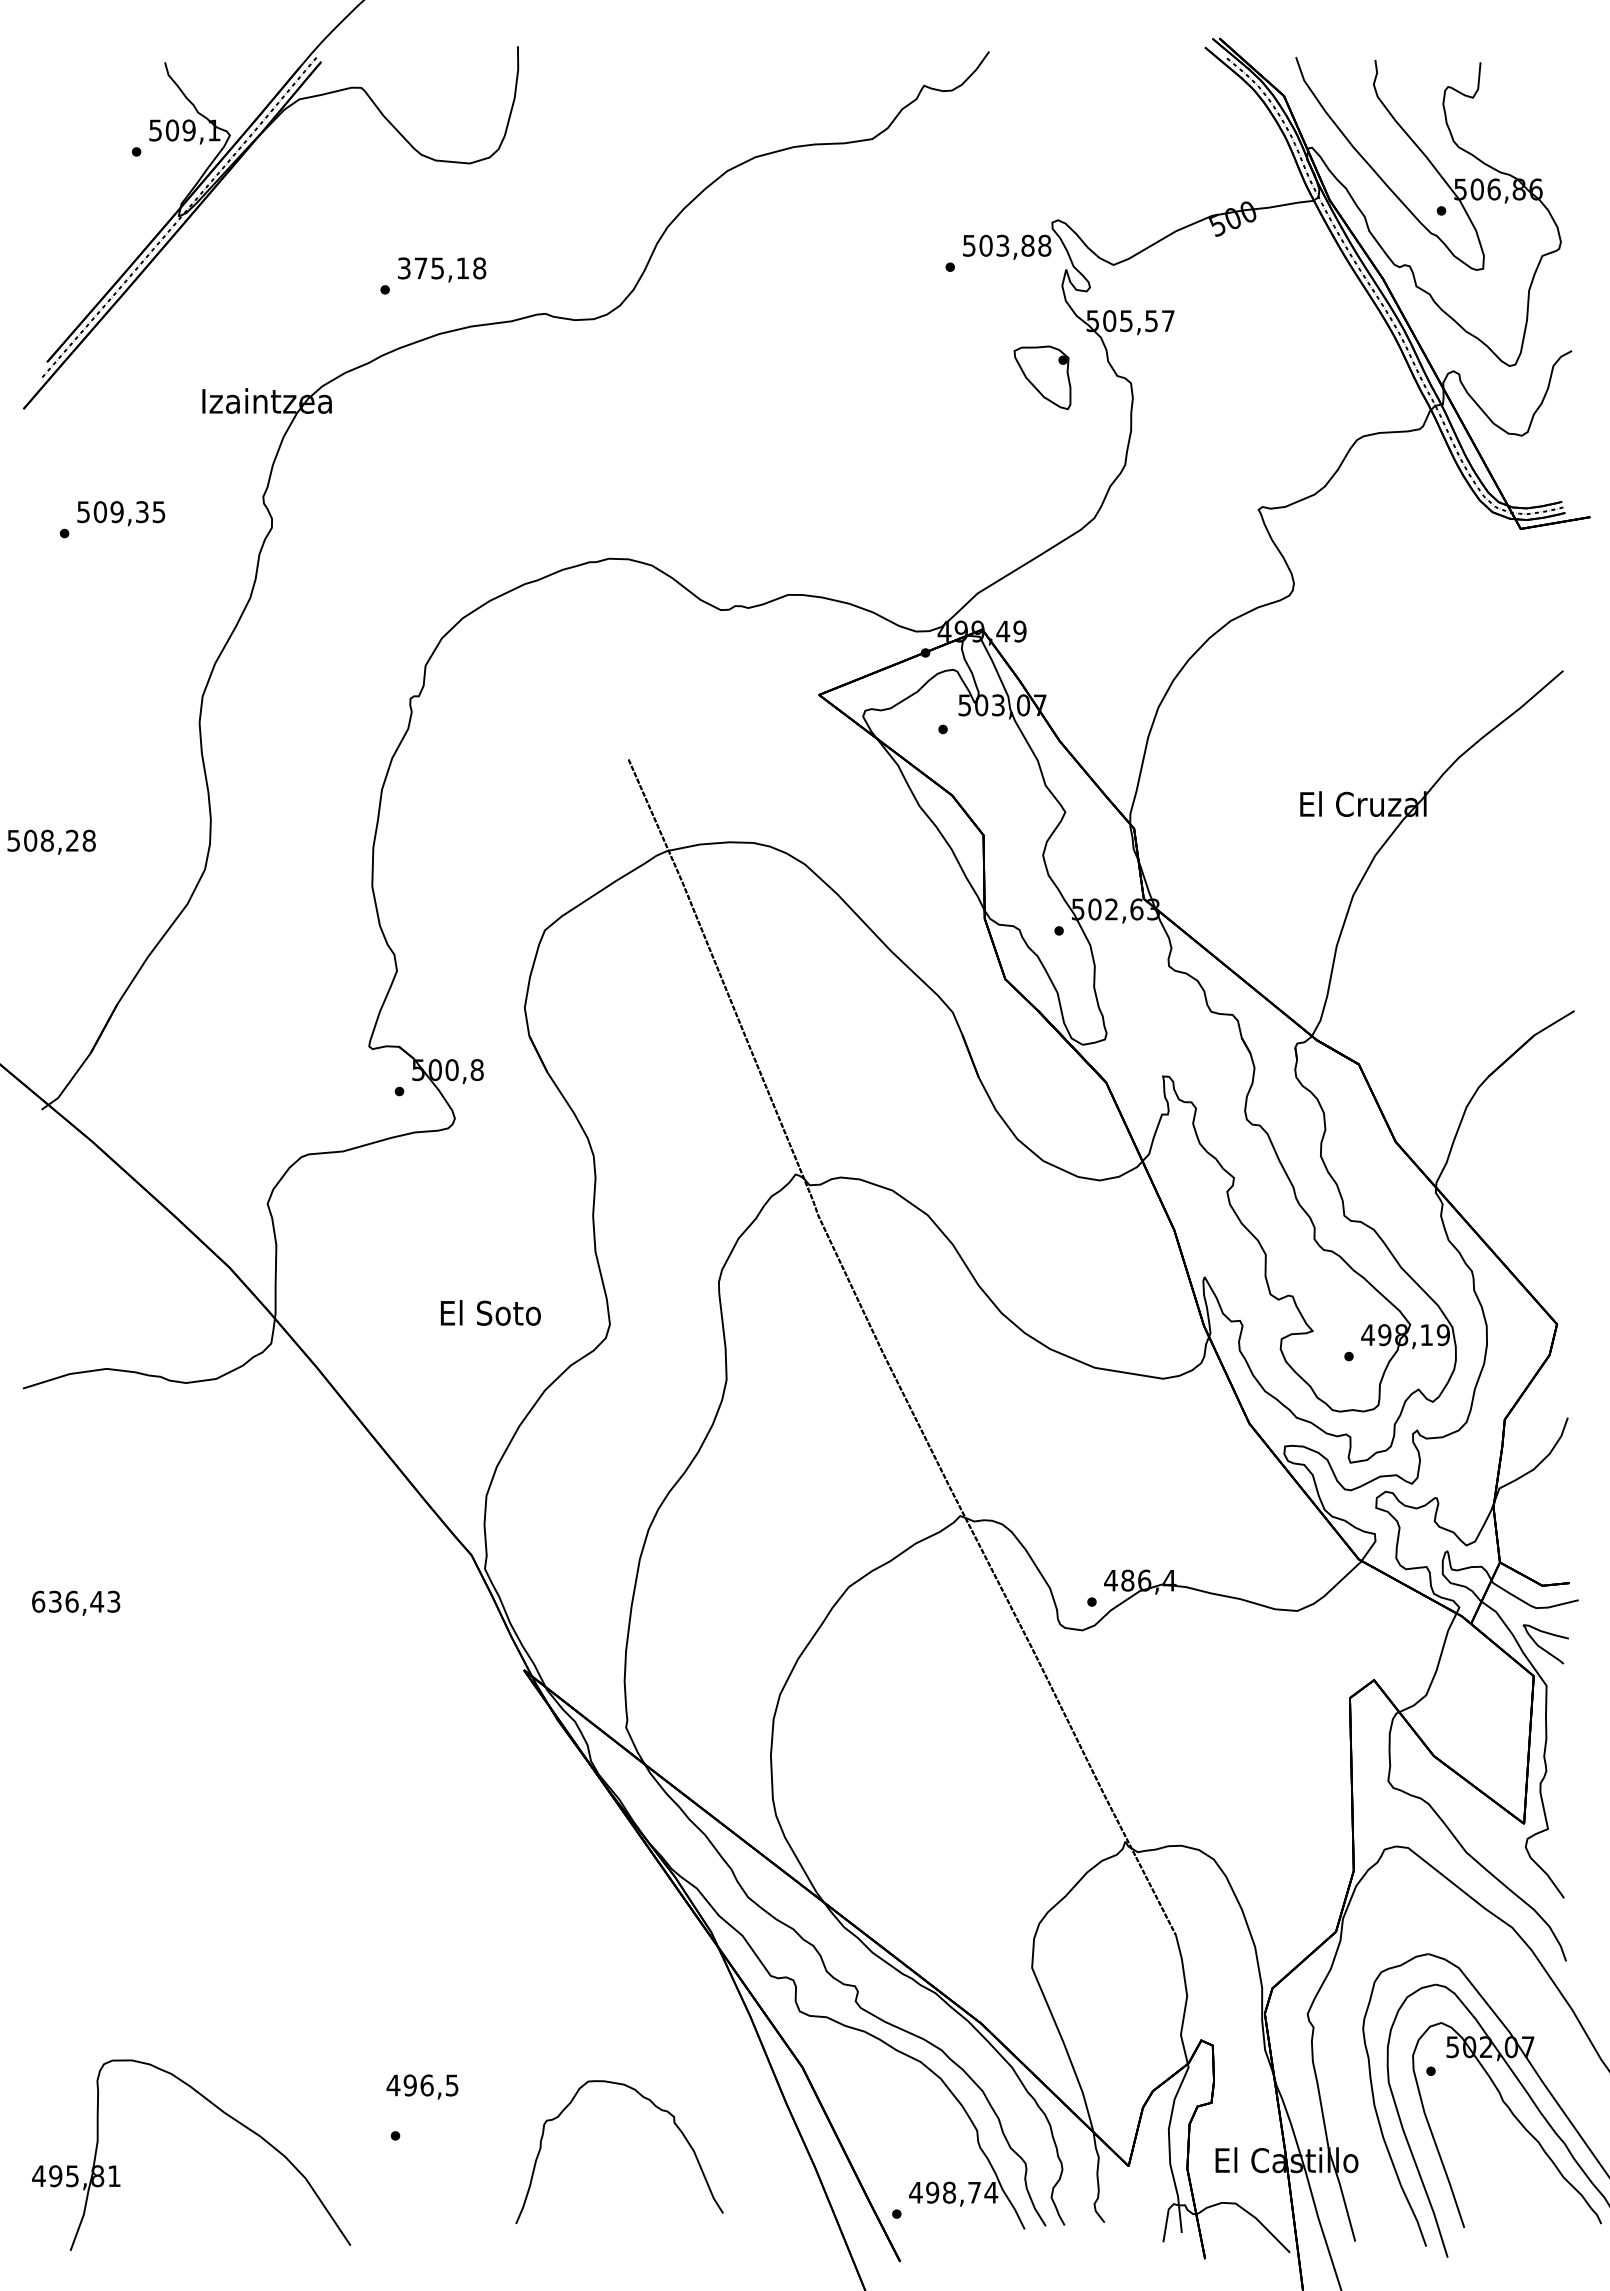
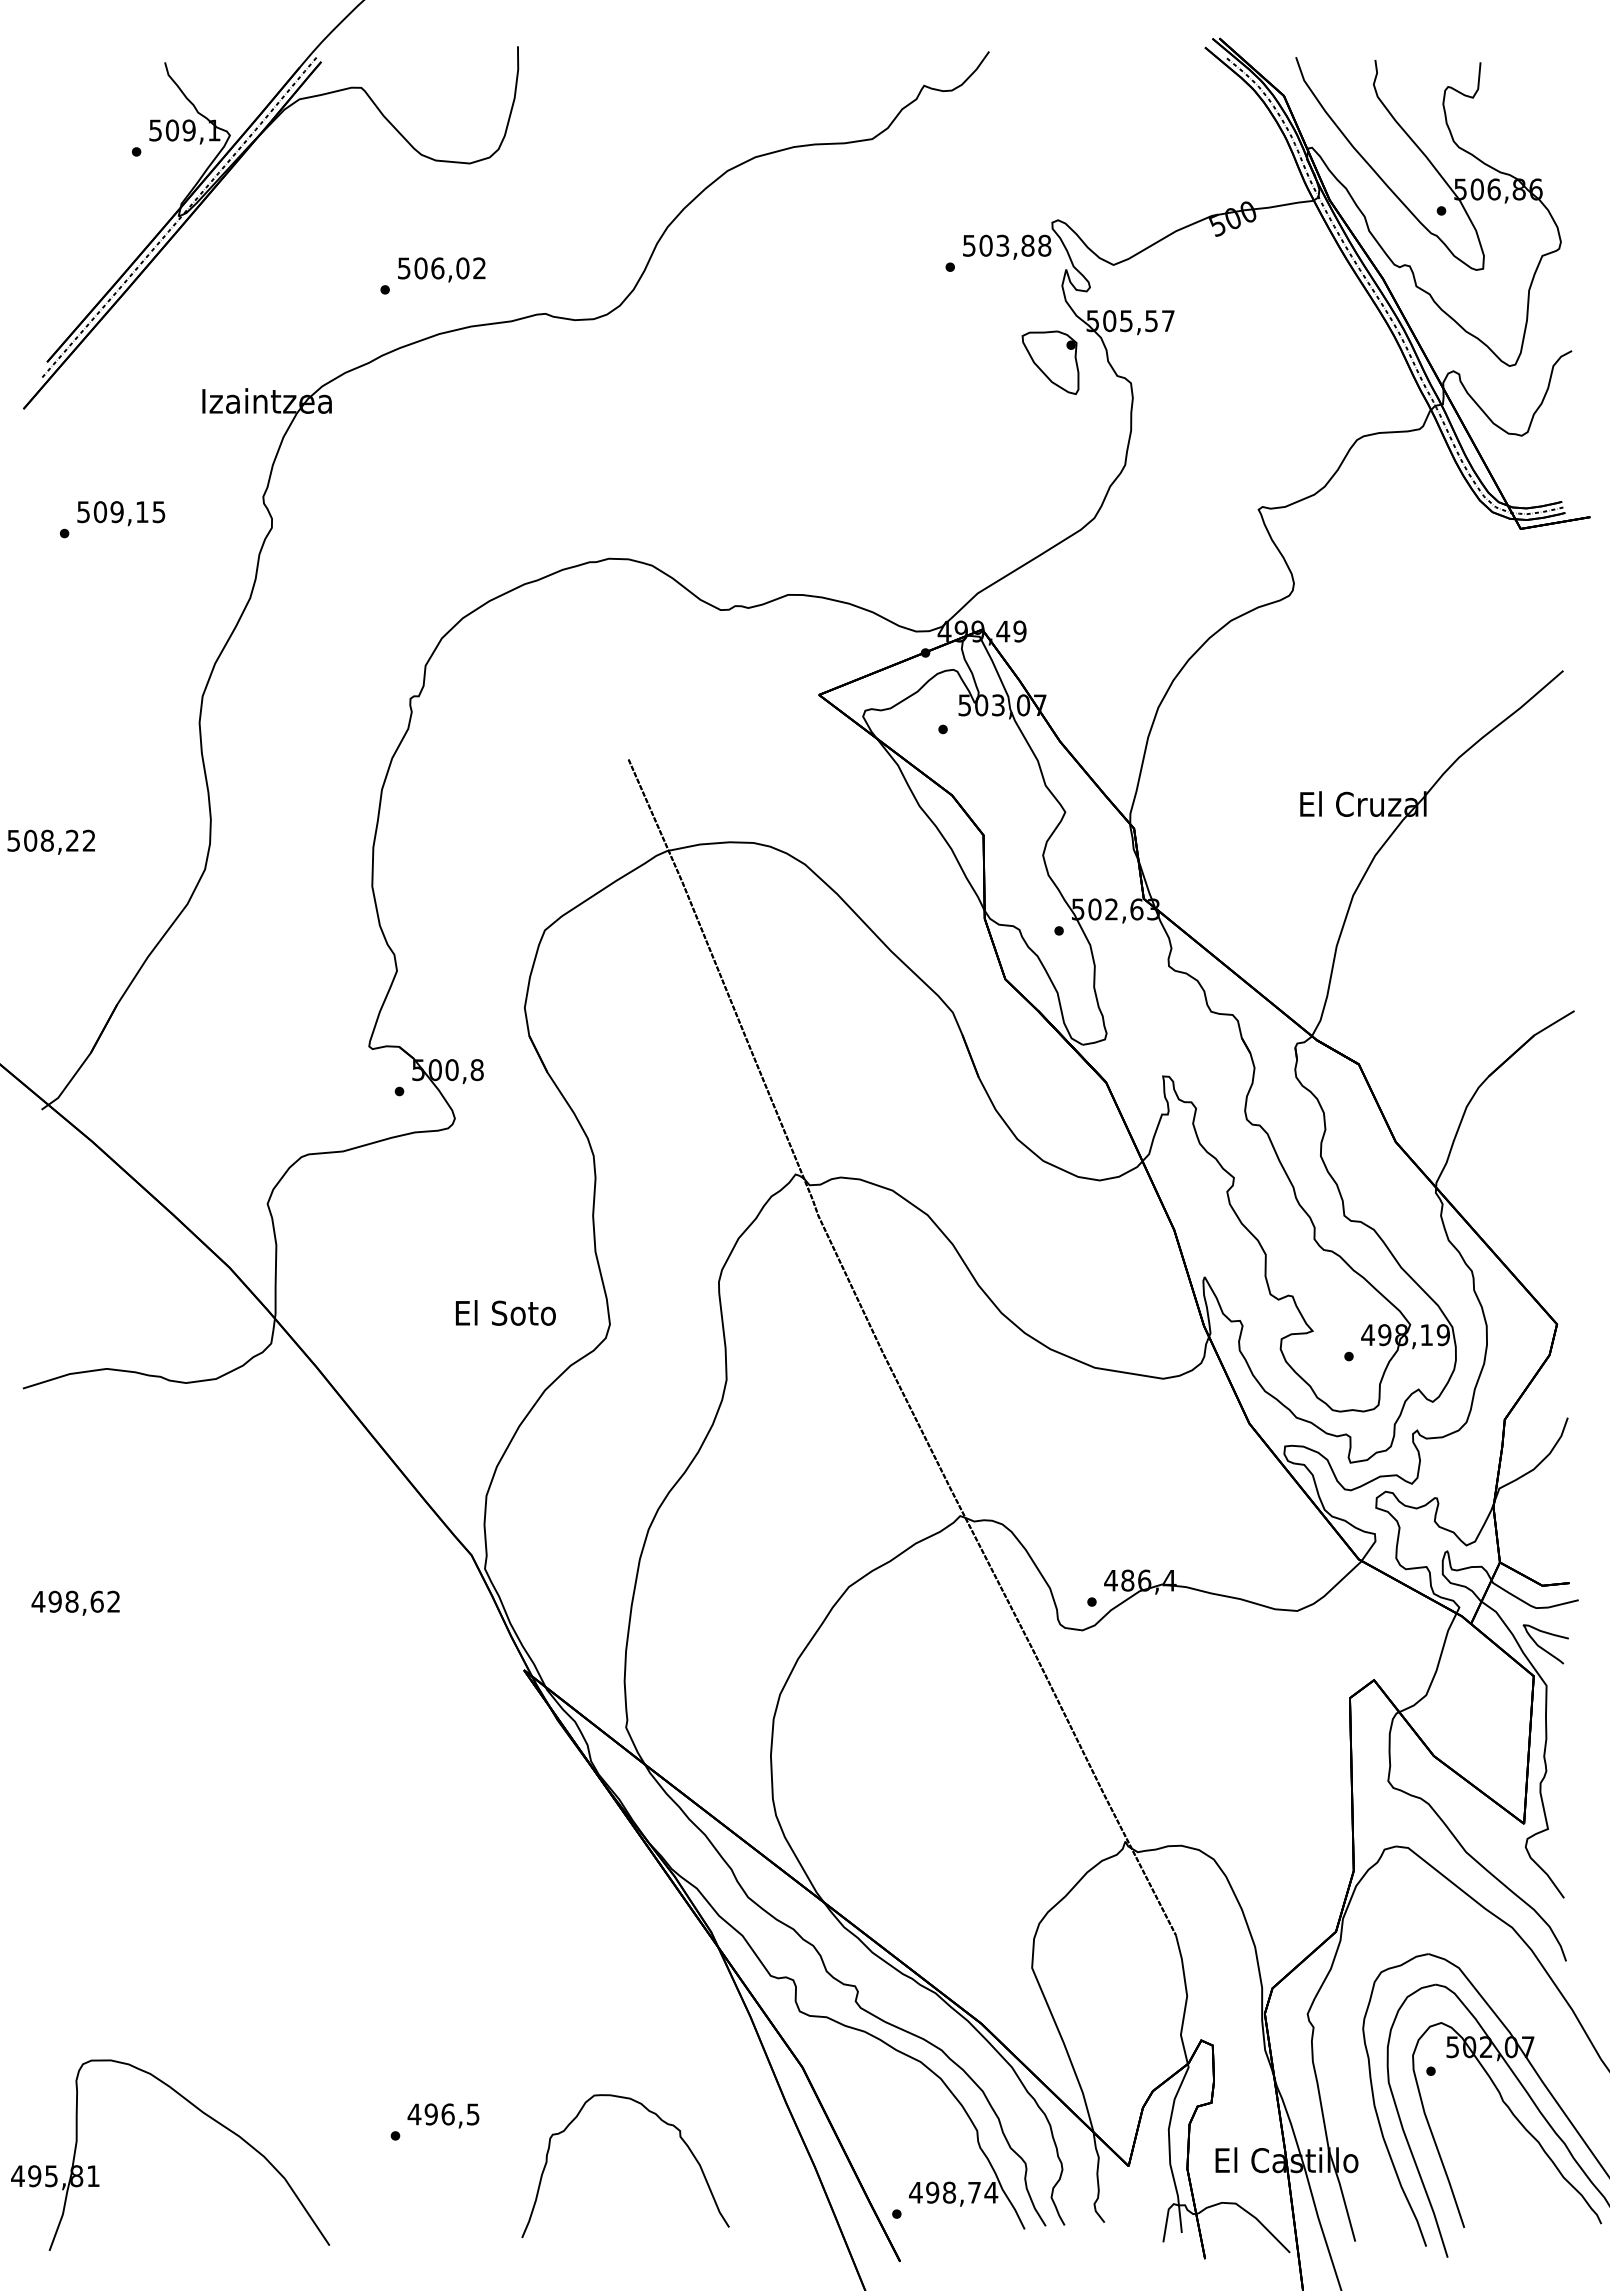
text: 375,18 -> 506,02 (442, 268)
part position: (1042, 377) -> (1050, 362) (1050, 362)
text: 509,35 -> 509,15 (142, 512)
text: 508,28 -> 508,22 (88, 840)
text position: (490, 1312) -> (505, 1312) (505, 1312)
text: 636,43 -> 498,62 (75, 1601)
text position: (422, 2086) -> (443, 2115) (443, 2115)
curve position: (655, 2107) -> (661, 2121) (661, 2121)
part position: (223, 2113) -> (202, 2113) (202, 2113)
